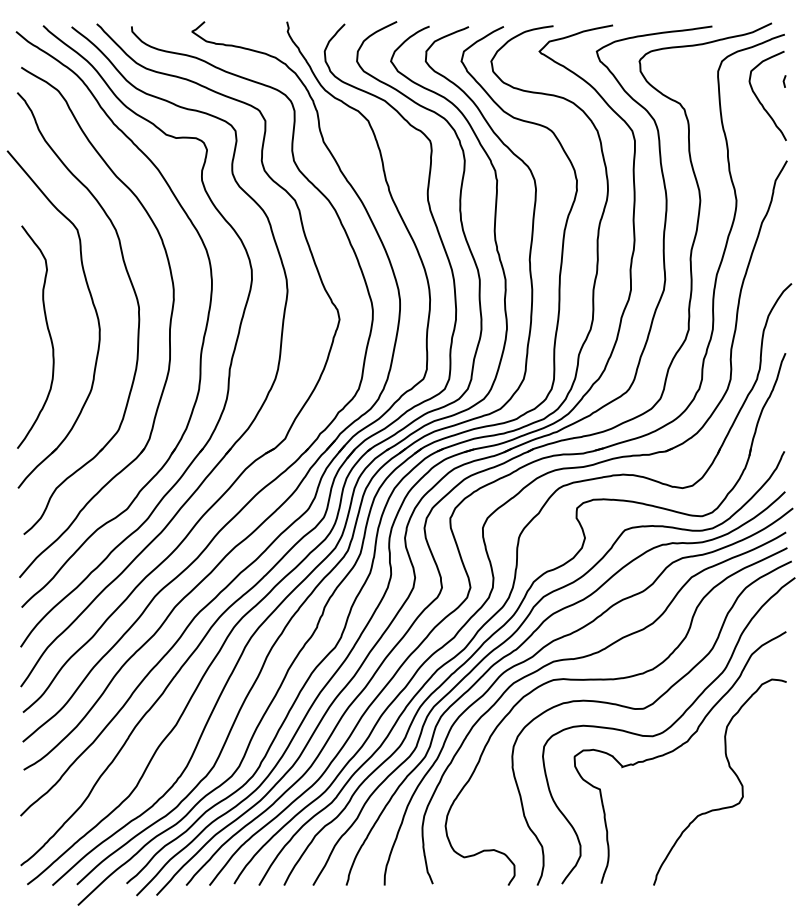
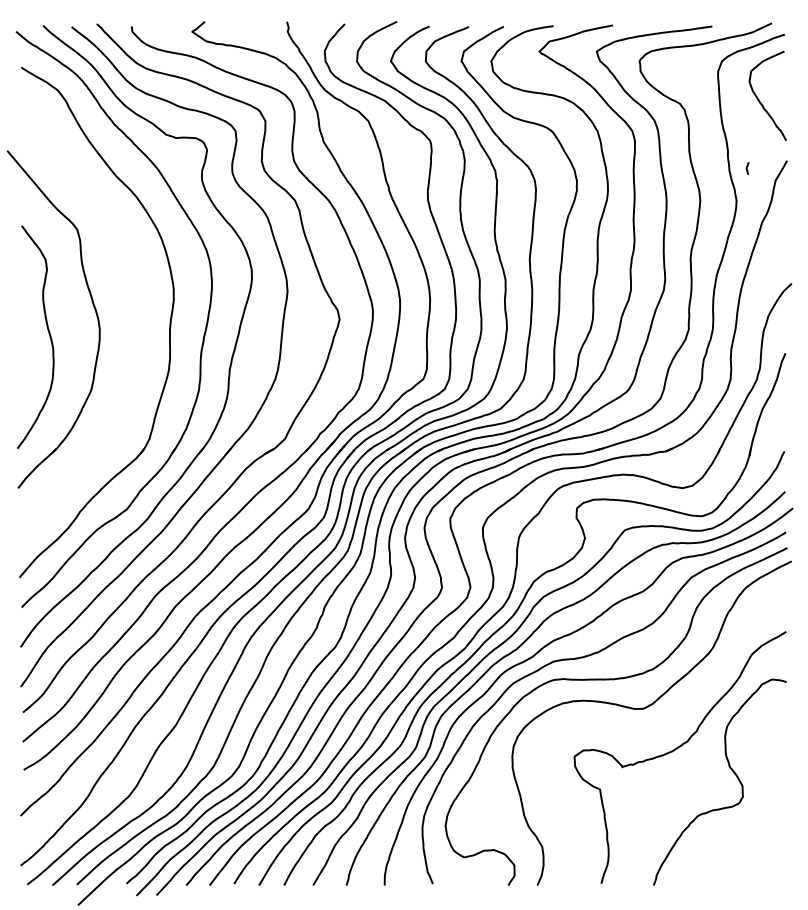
line position: (784, 81) -> (747, 168) (747, 168)
part: present -> none (134, 294)
curve: present -> none (668, 729)
